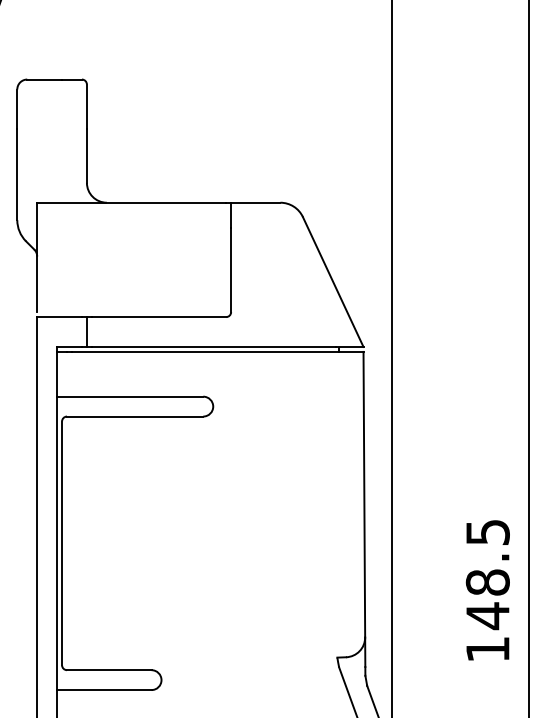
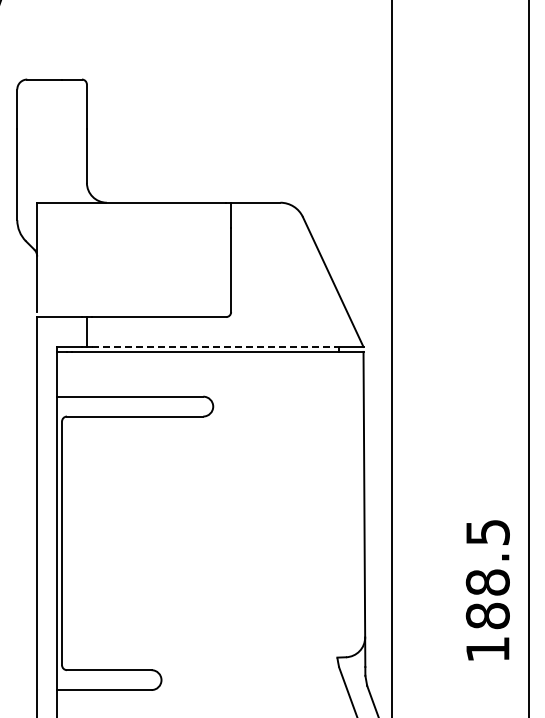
line: solid -> dashed (214, 346)
text: 148.5 -> 188.5 (487, 616)
